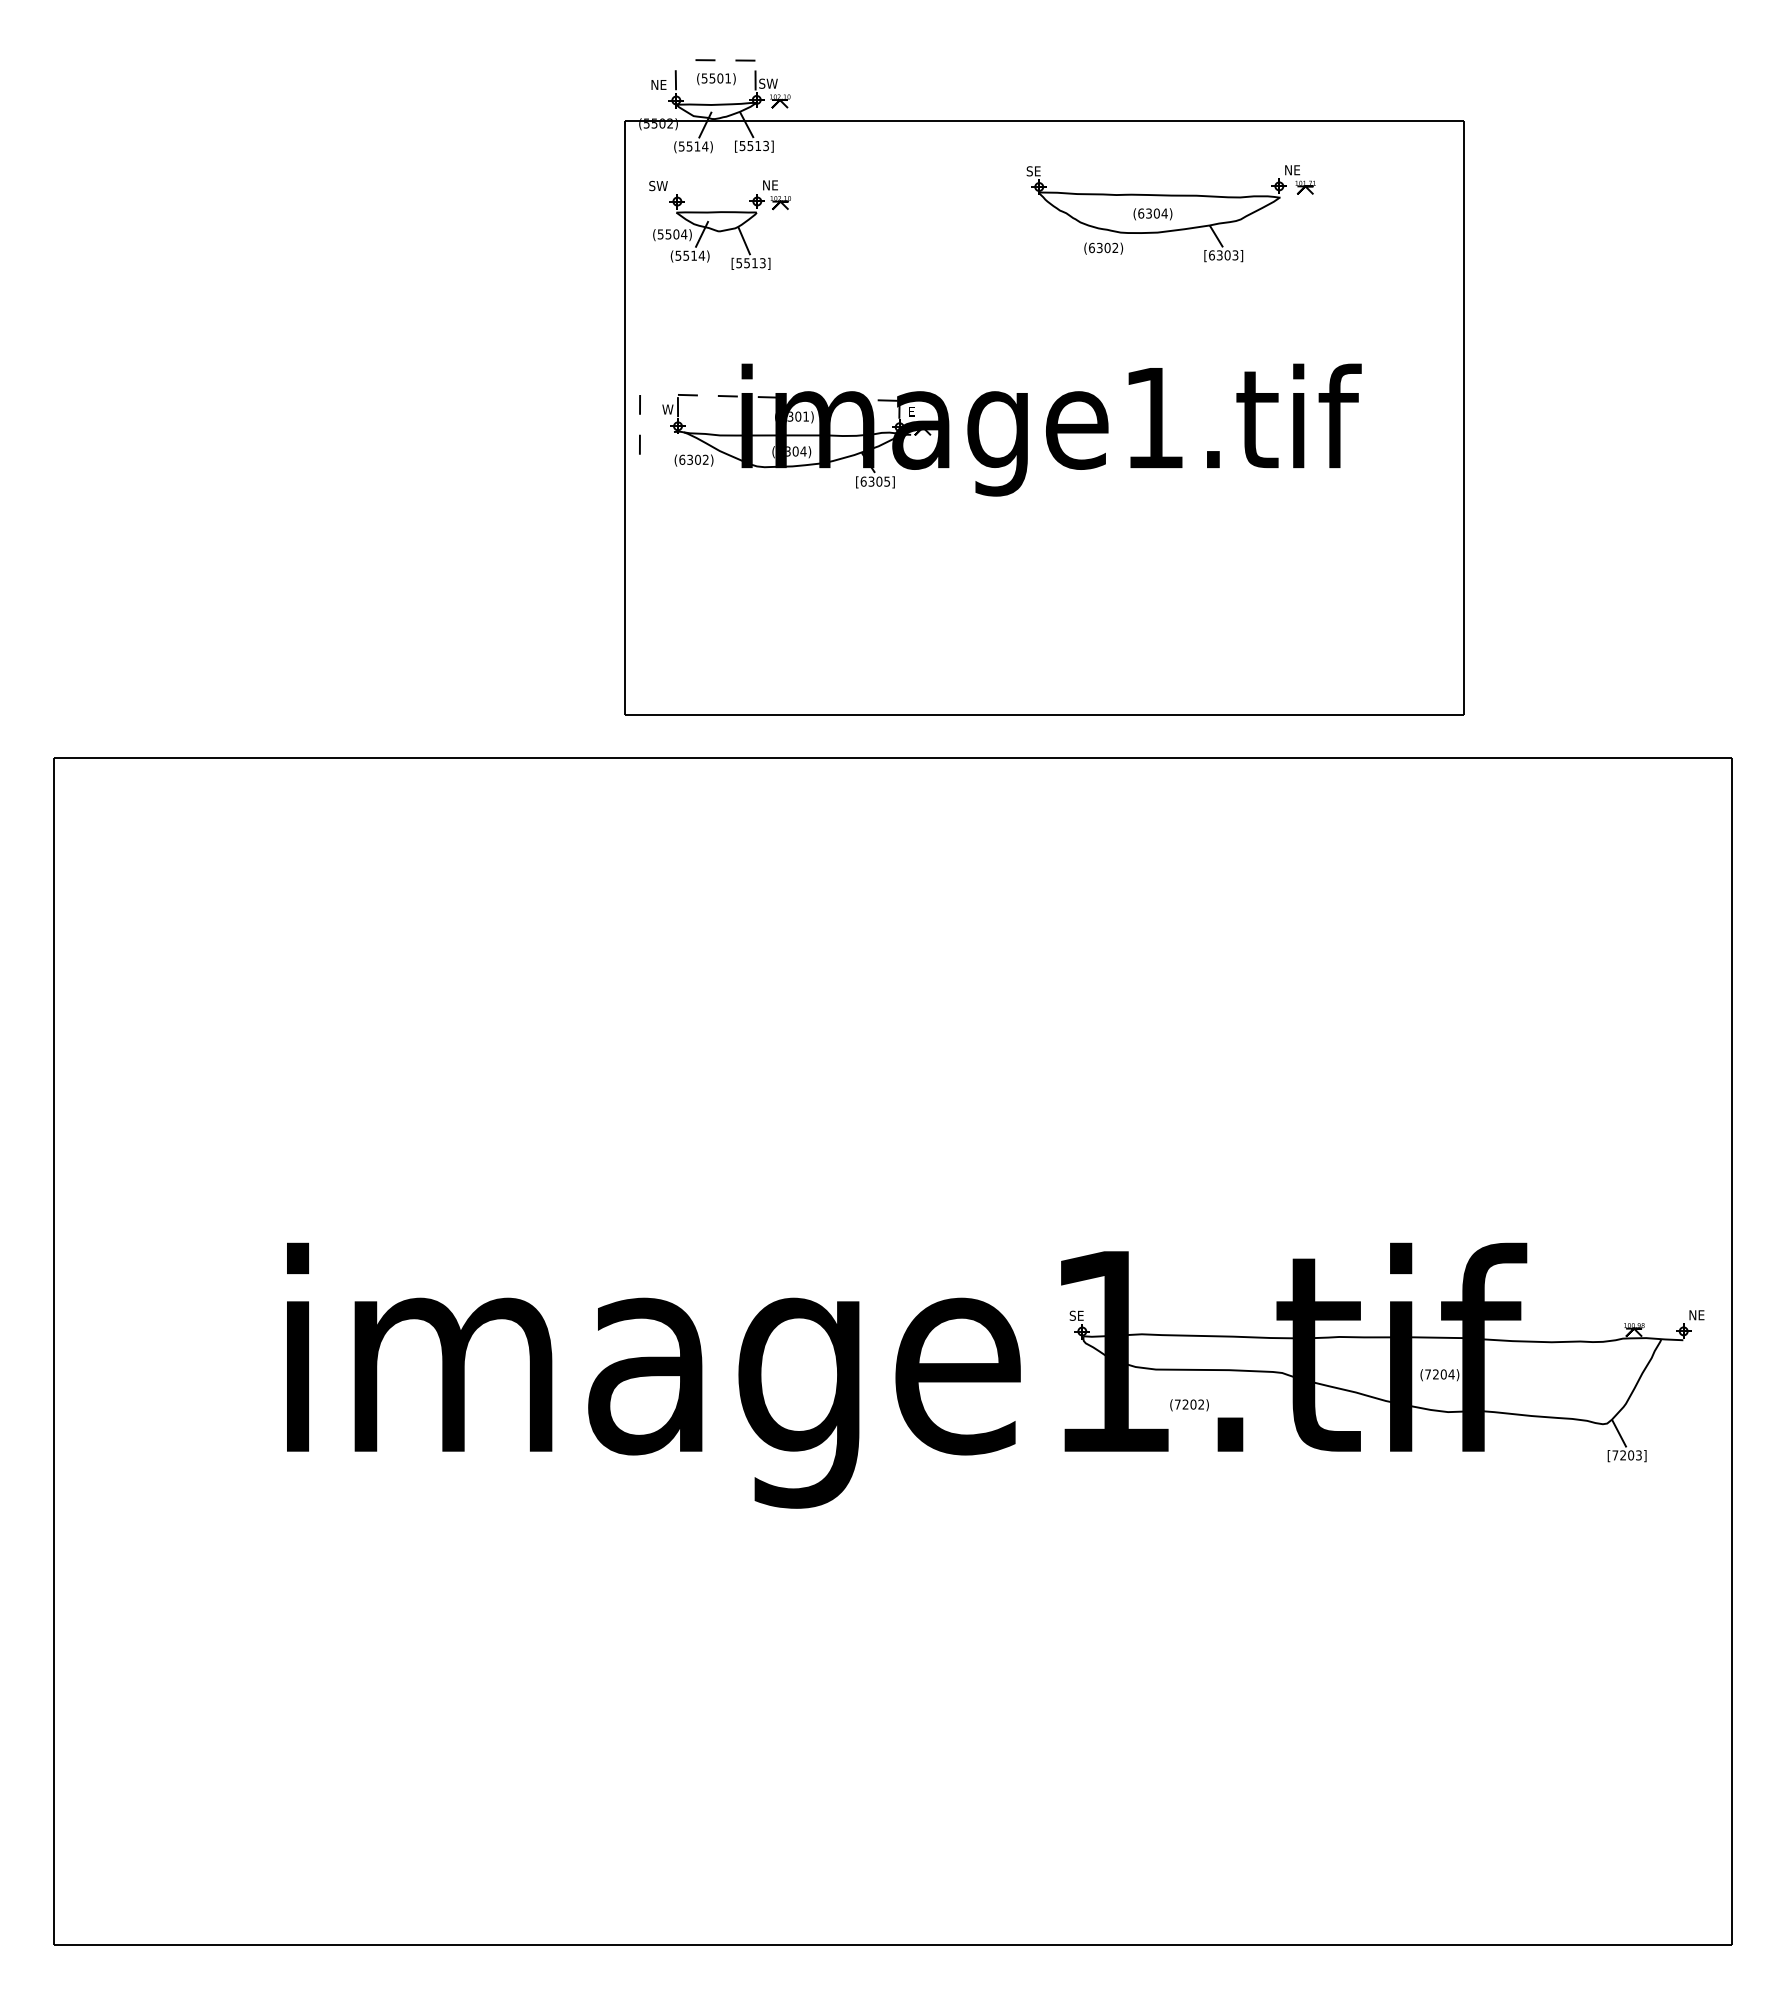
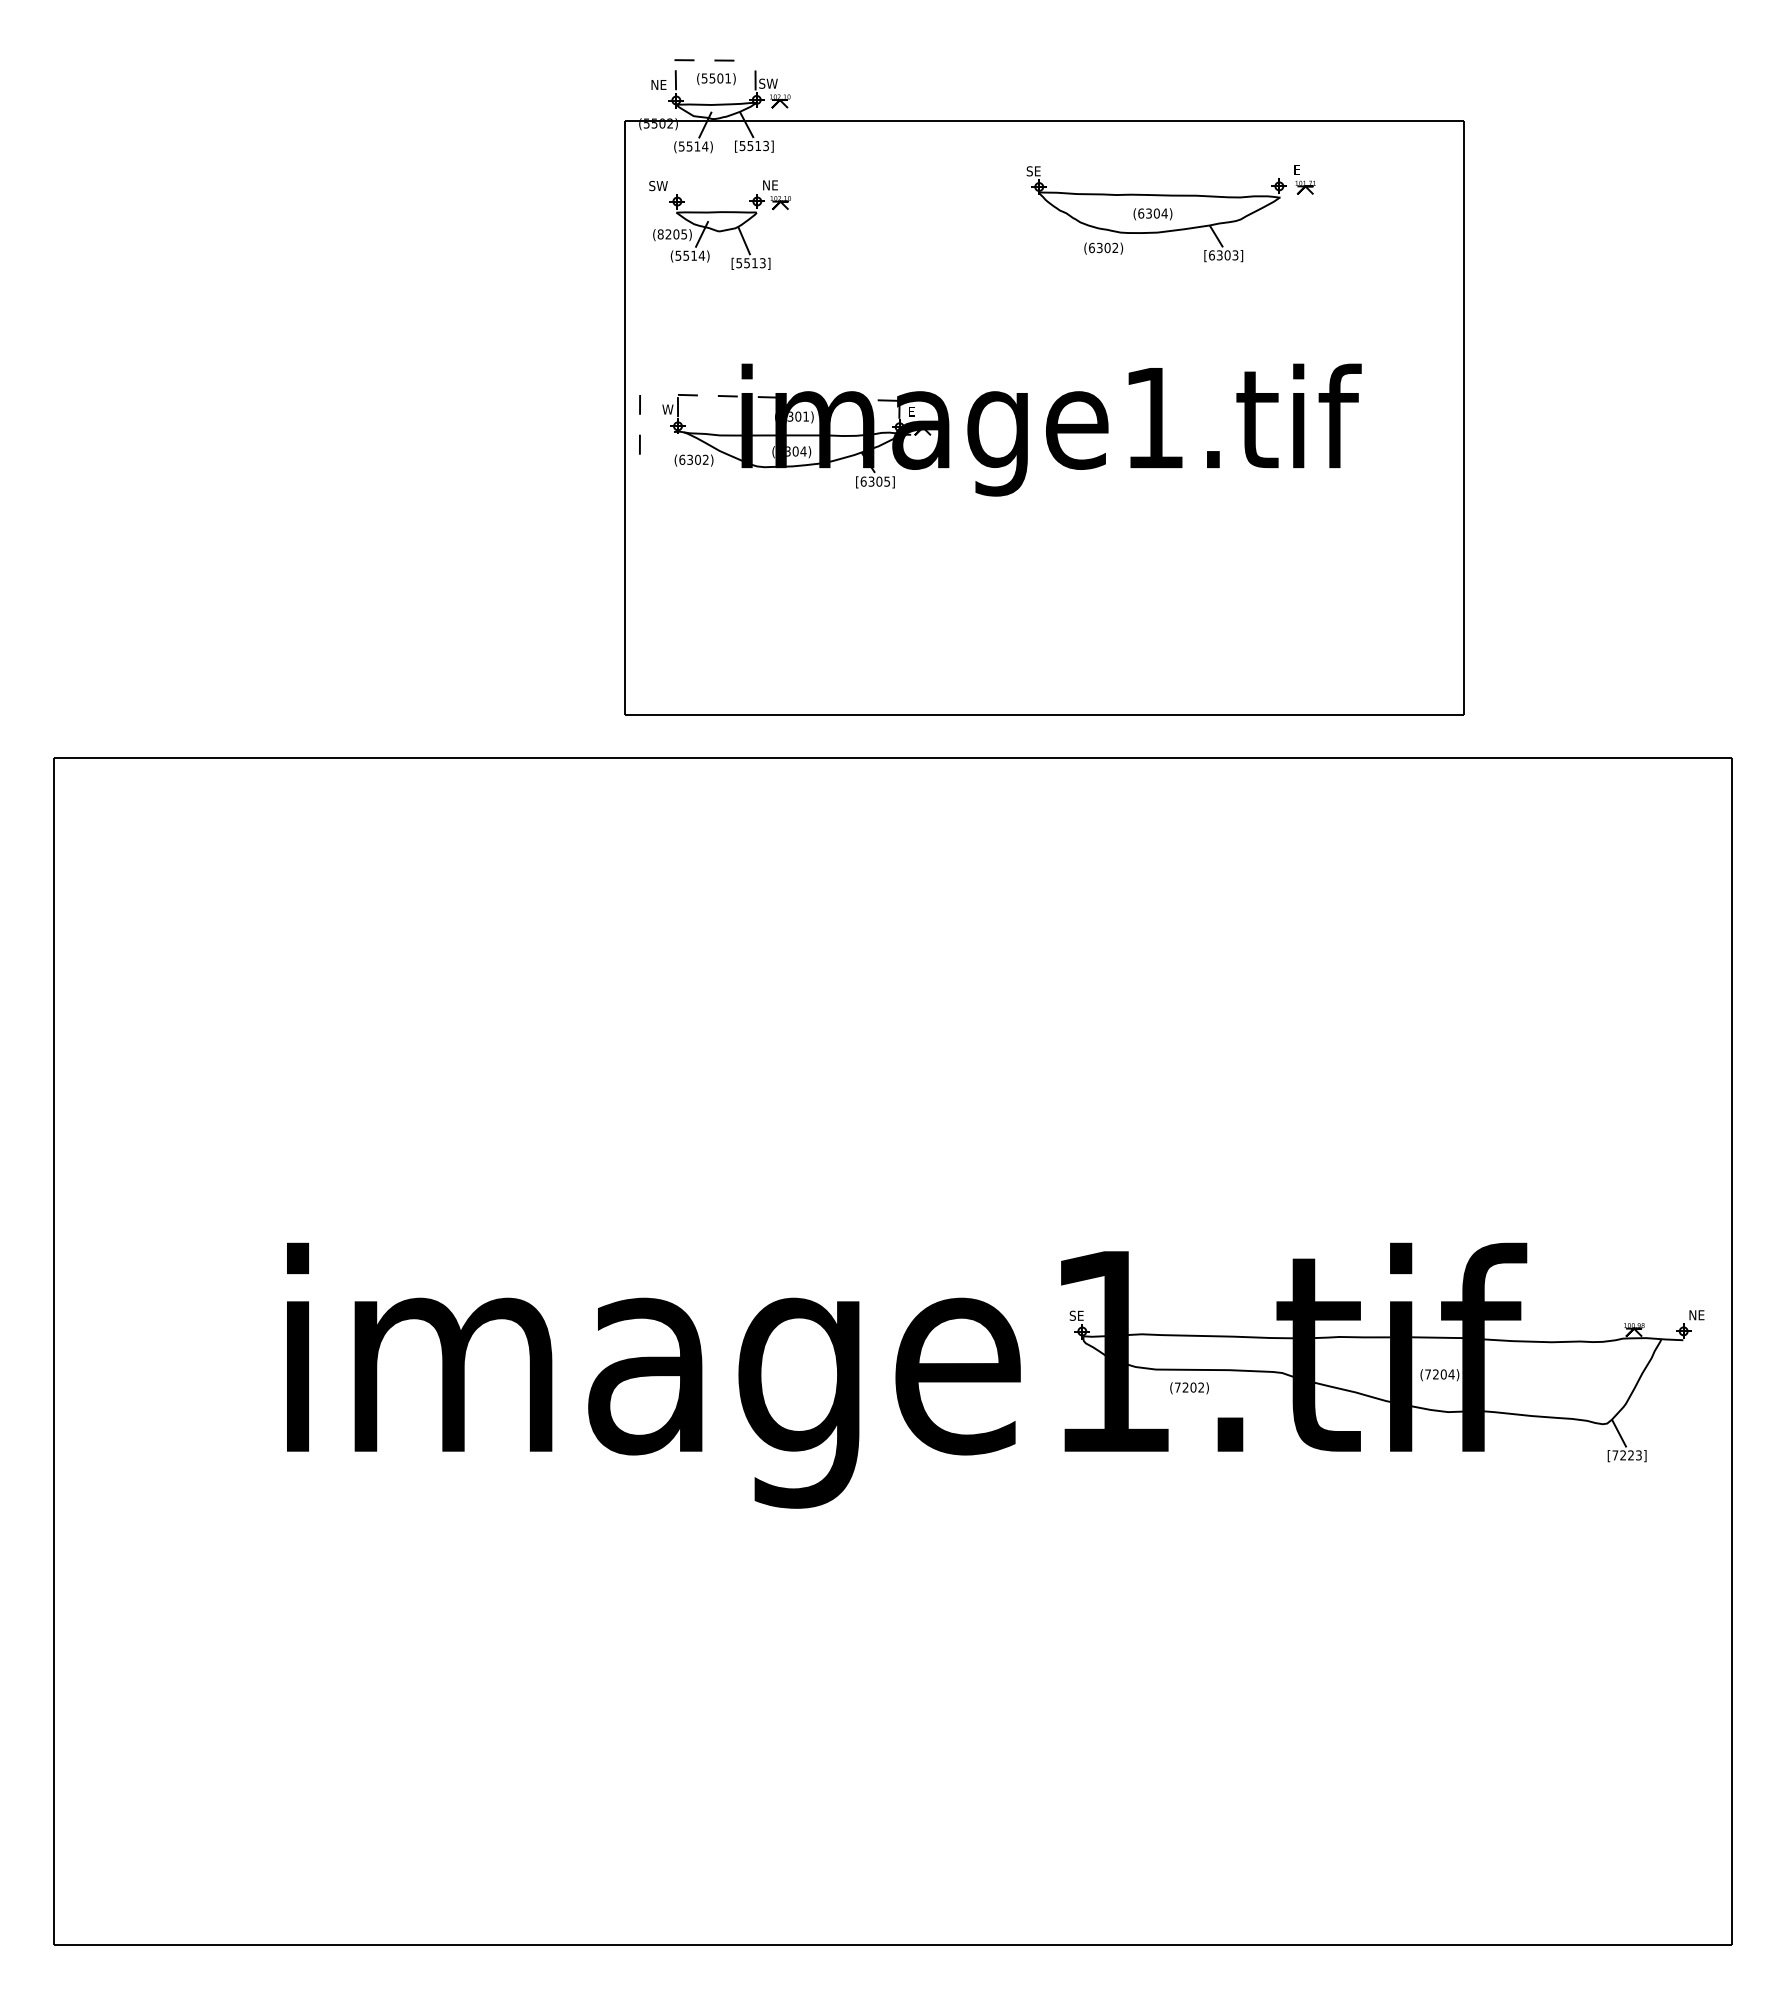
line position: (715, 60) -> (694, 60) (694, 60)
text: NE -> E (1292, 170)
text: (5504) -> (8205) (672, 234)
text position: (1189, 1405) -> (1189, 1388) (1189, 1388)
text: [7203] -> [7223] (1631, 1455)
